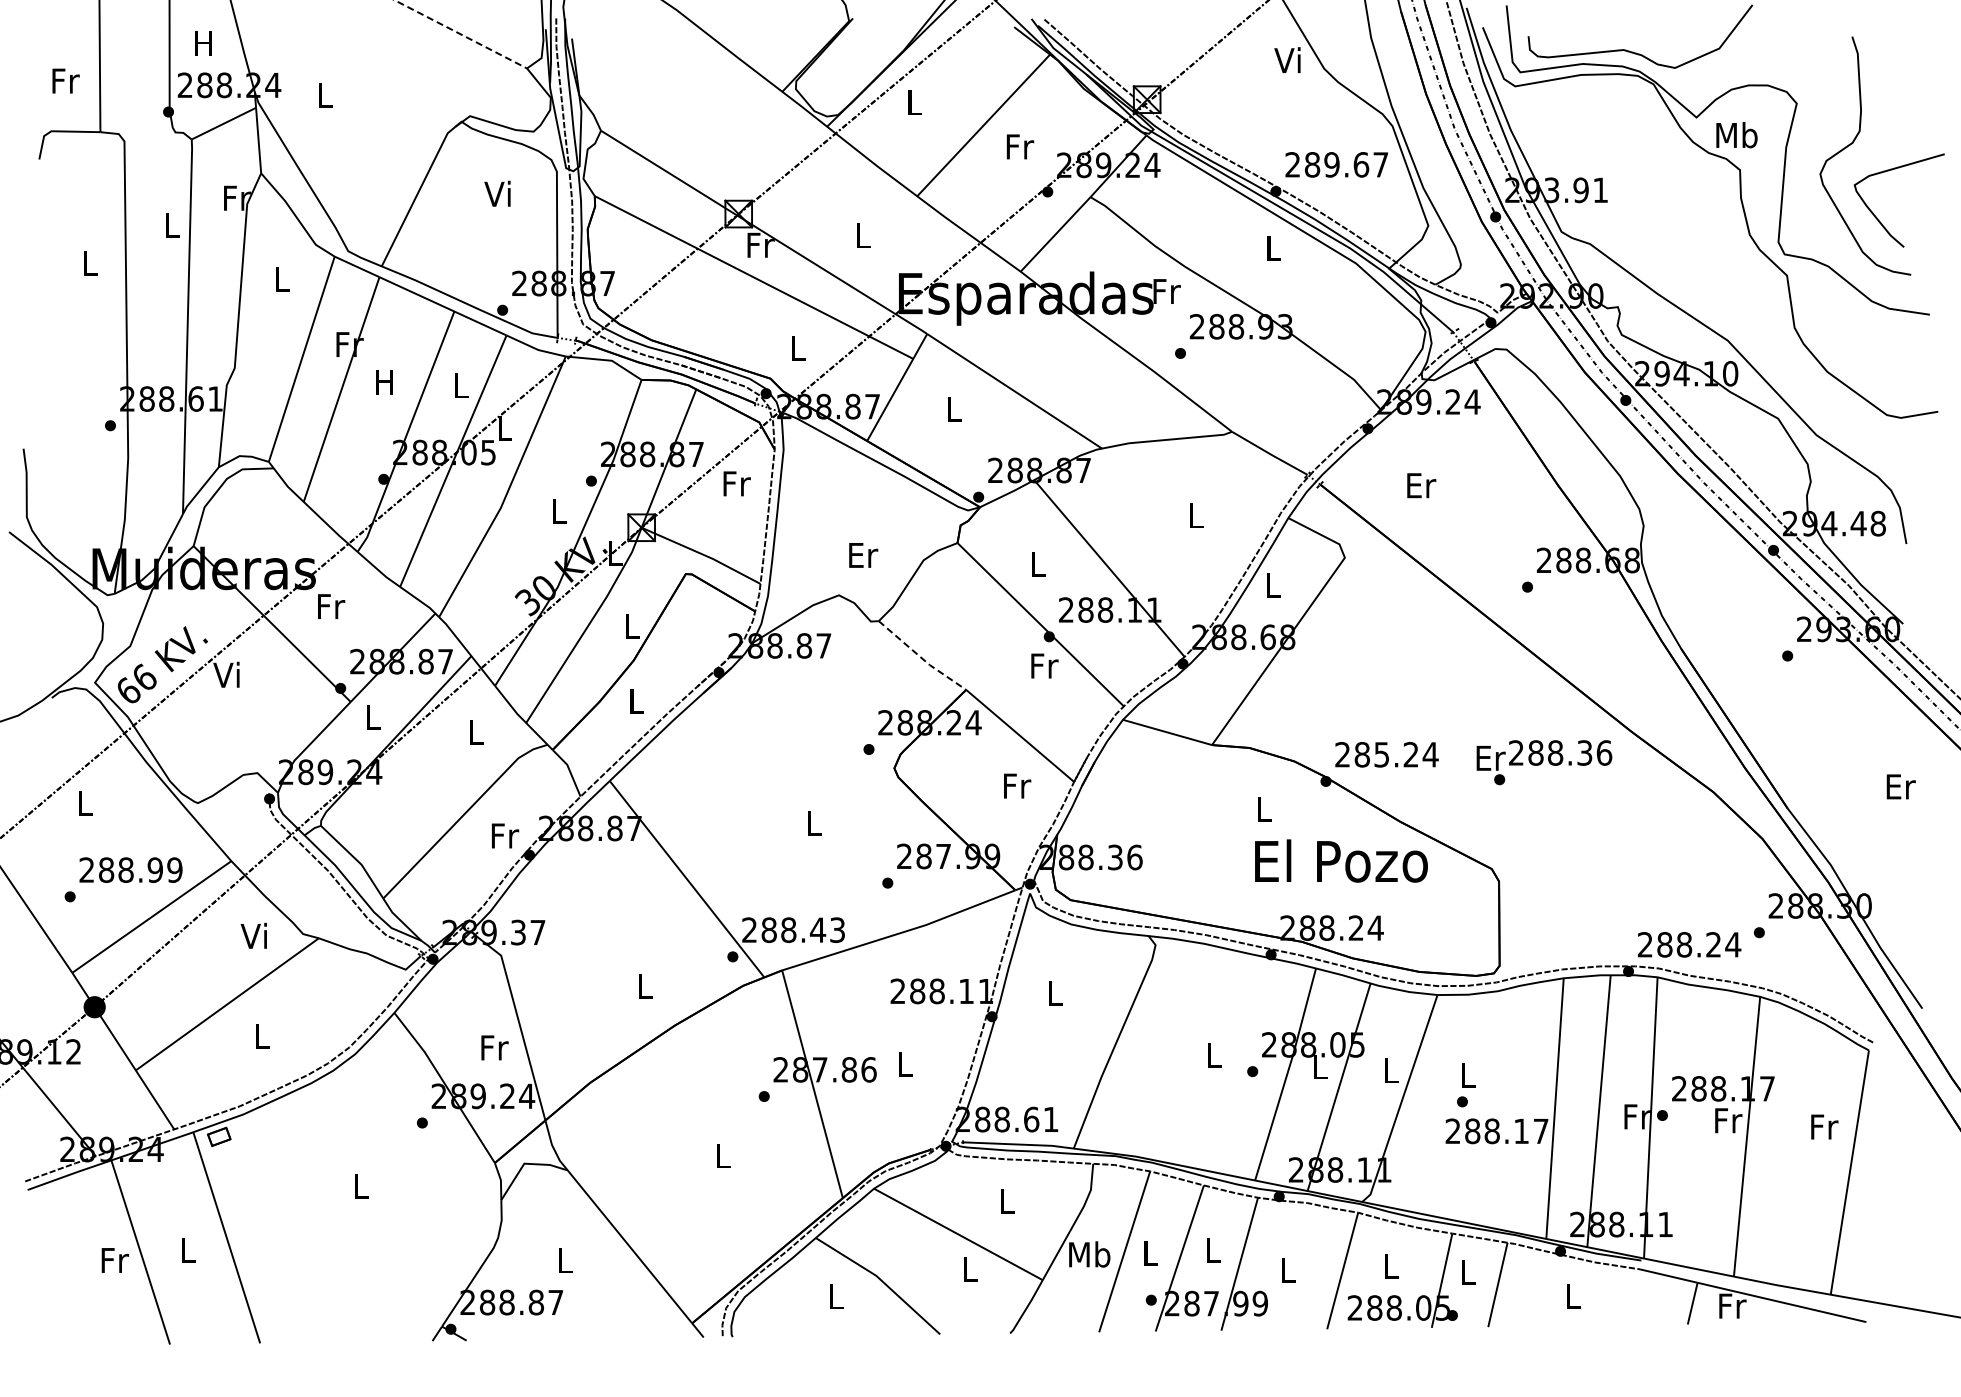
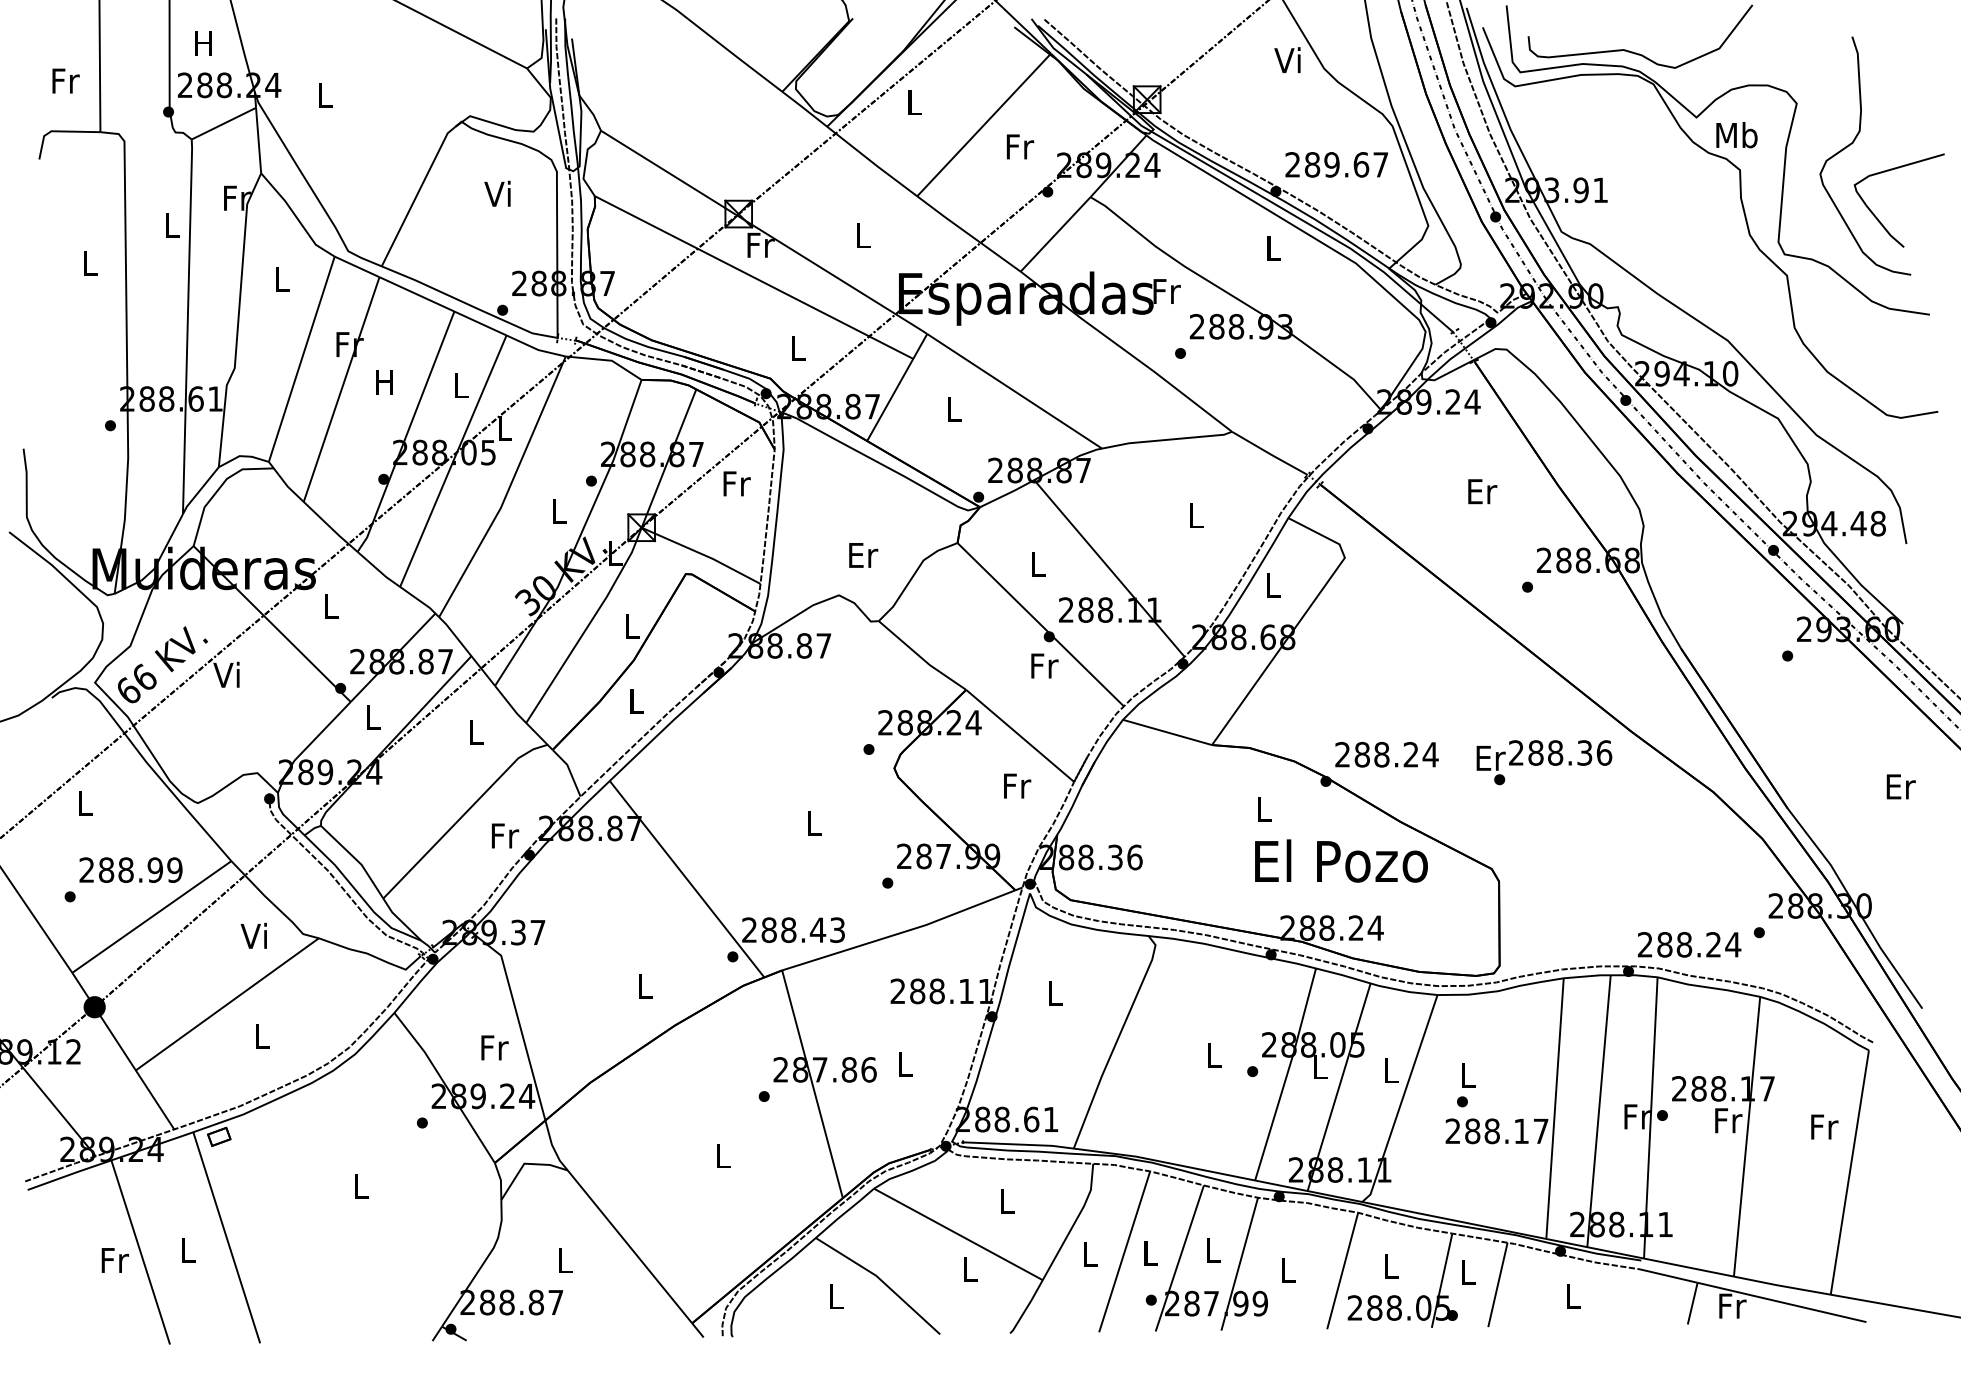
line: dashed -> solid (461, 34)
text position: (1421, 485) -> (1482, 491) (1482, 491)
text: Fr -> L (331, 606)
line: dashed -> solid (921, 658)
text: 285.24 -> 288.24 (1381, 754)
text: Mb -> L (1089, 1254)
